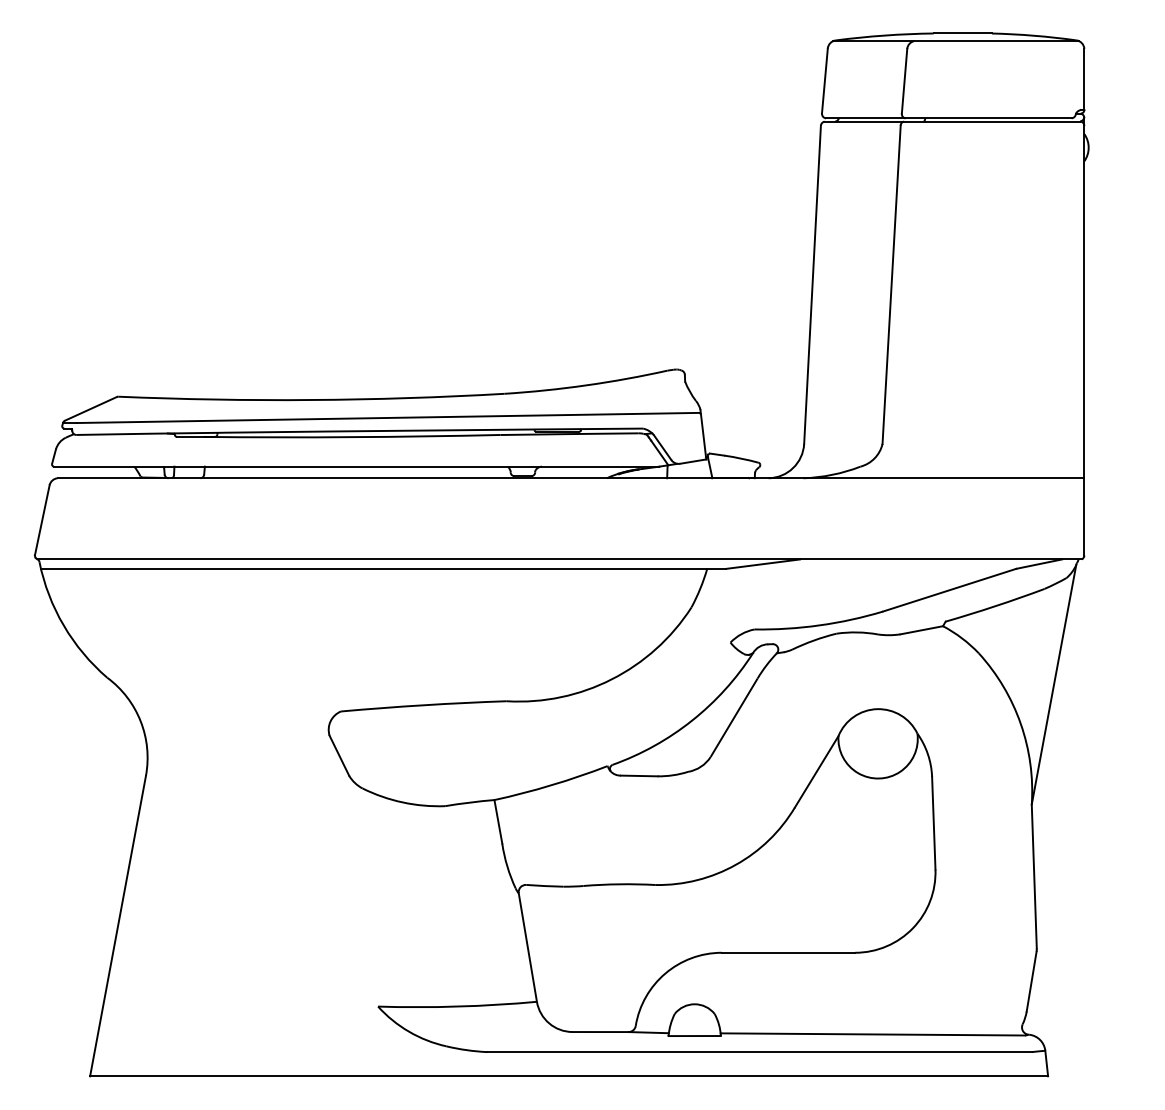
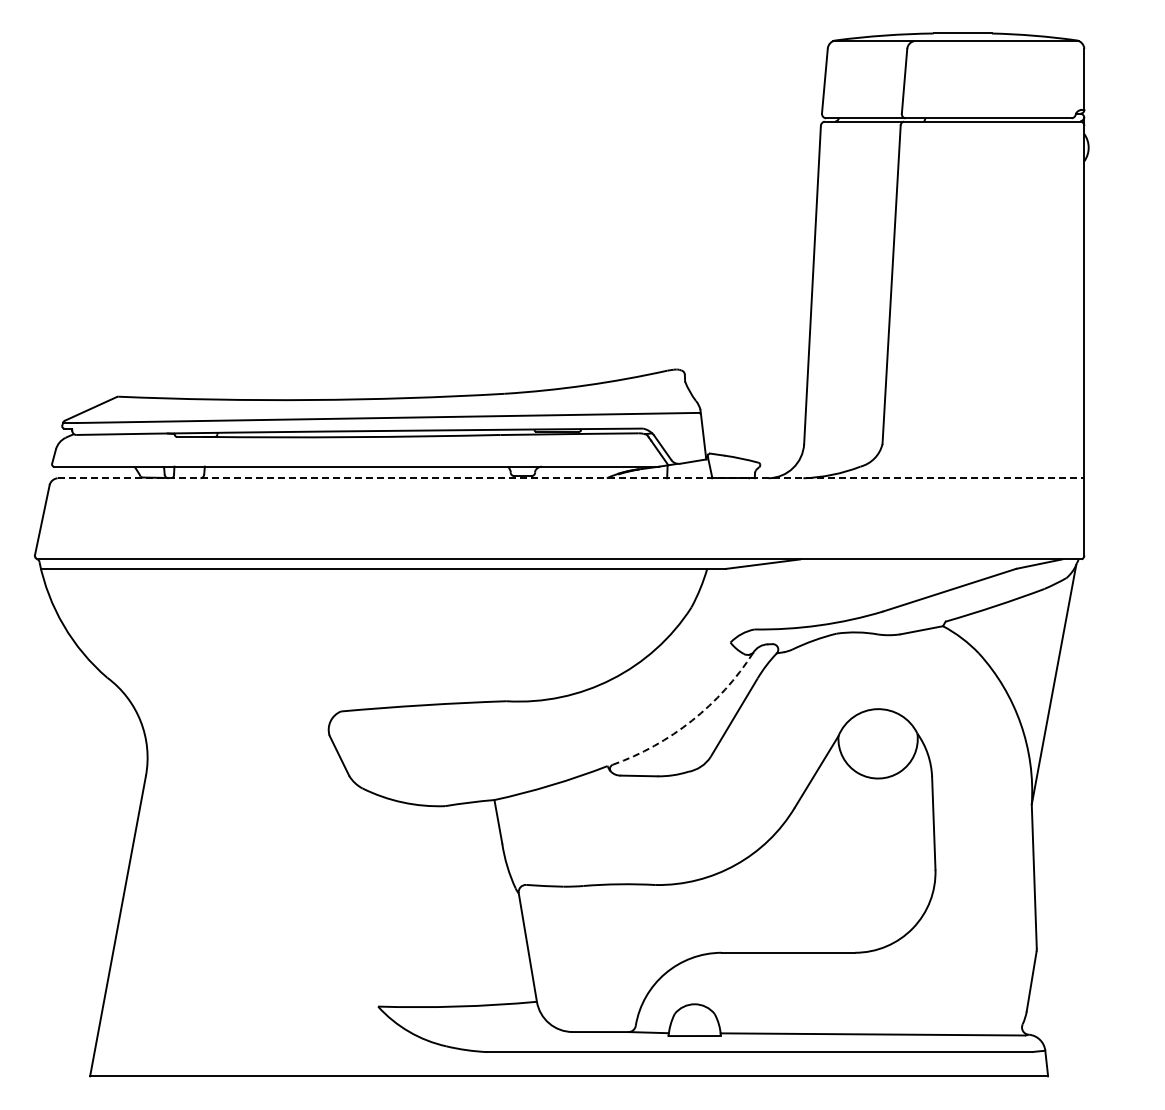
line: solid -> dashed (571, 478)
arc: solid -> dashed (692, 720)
